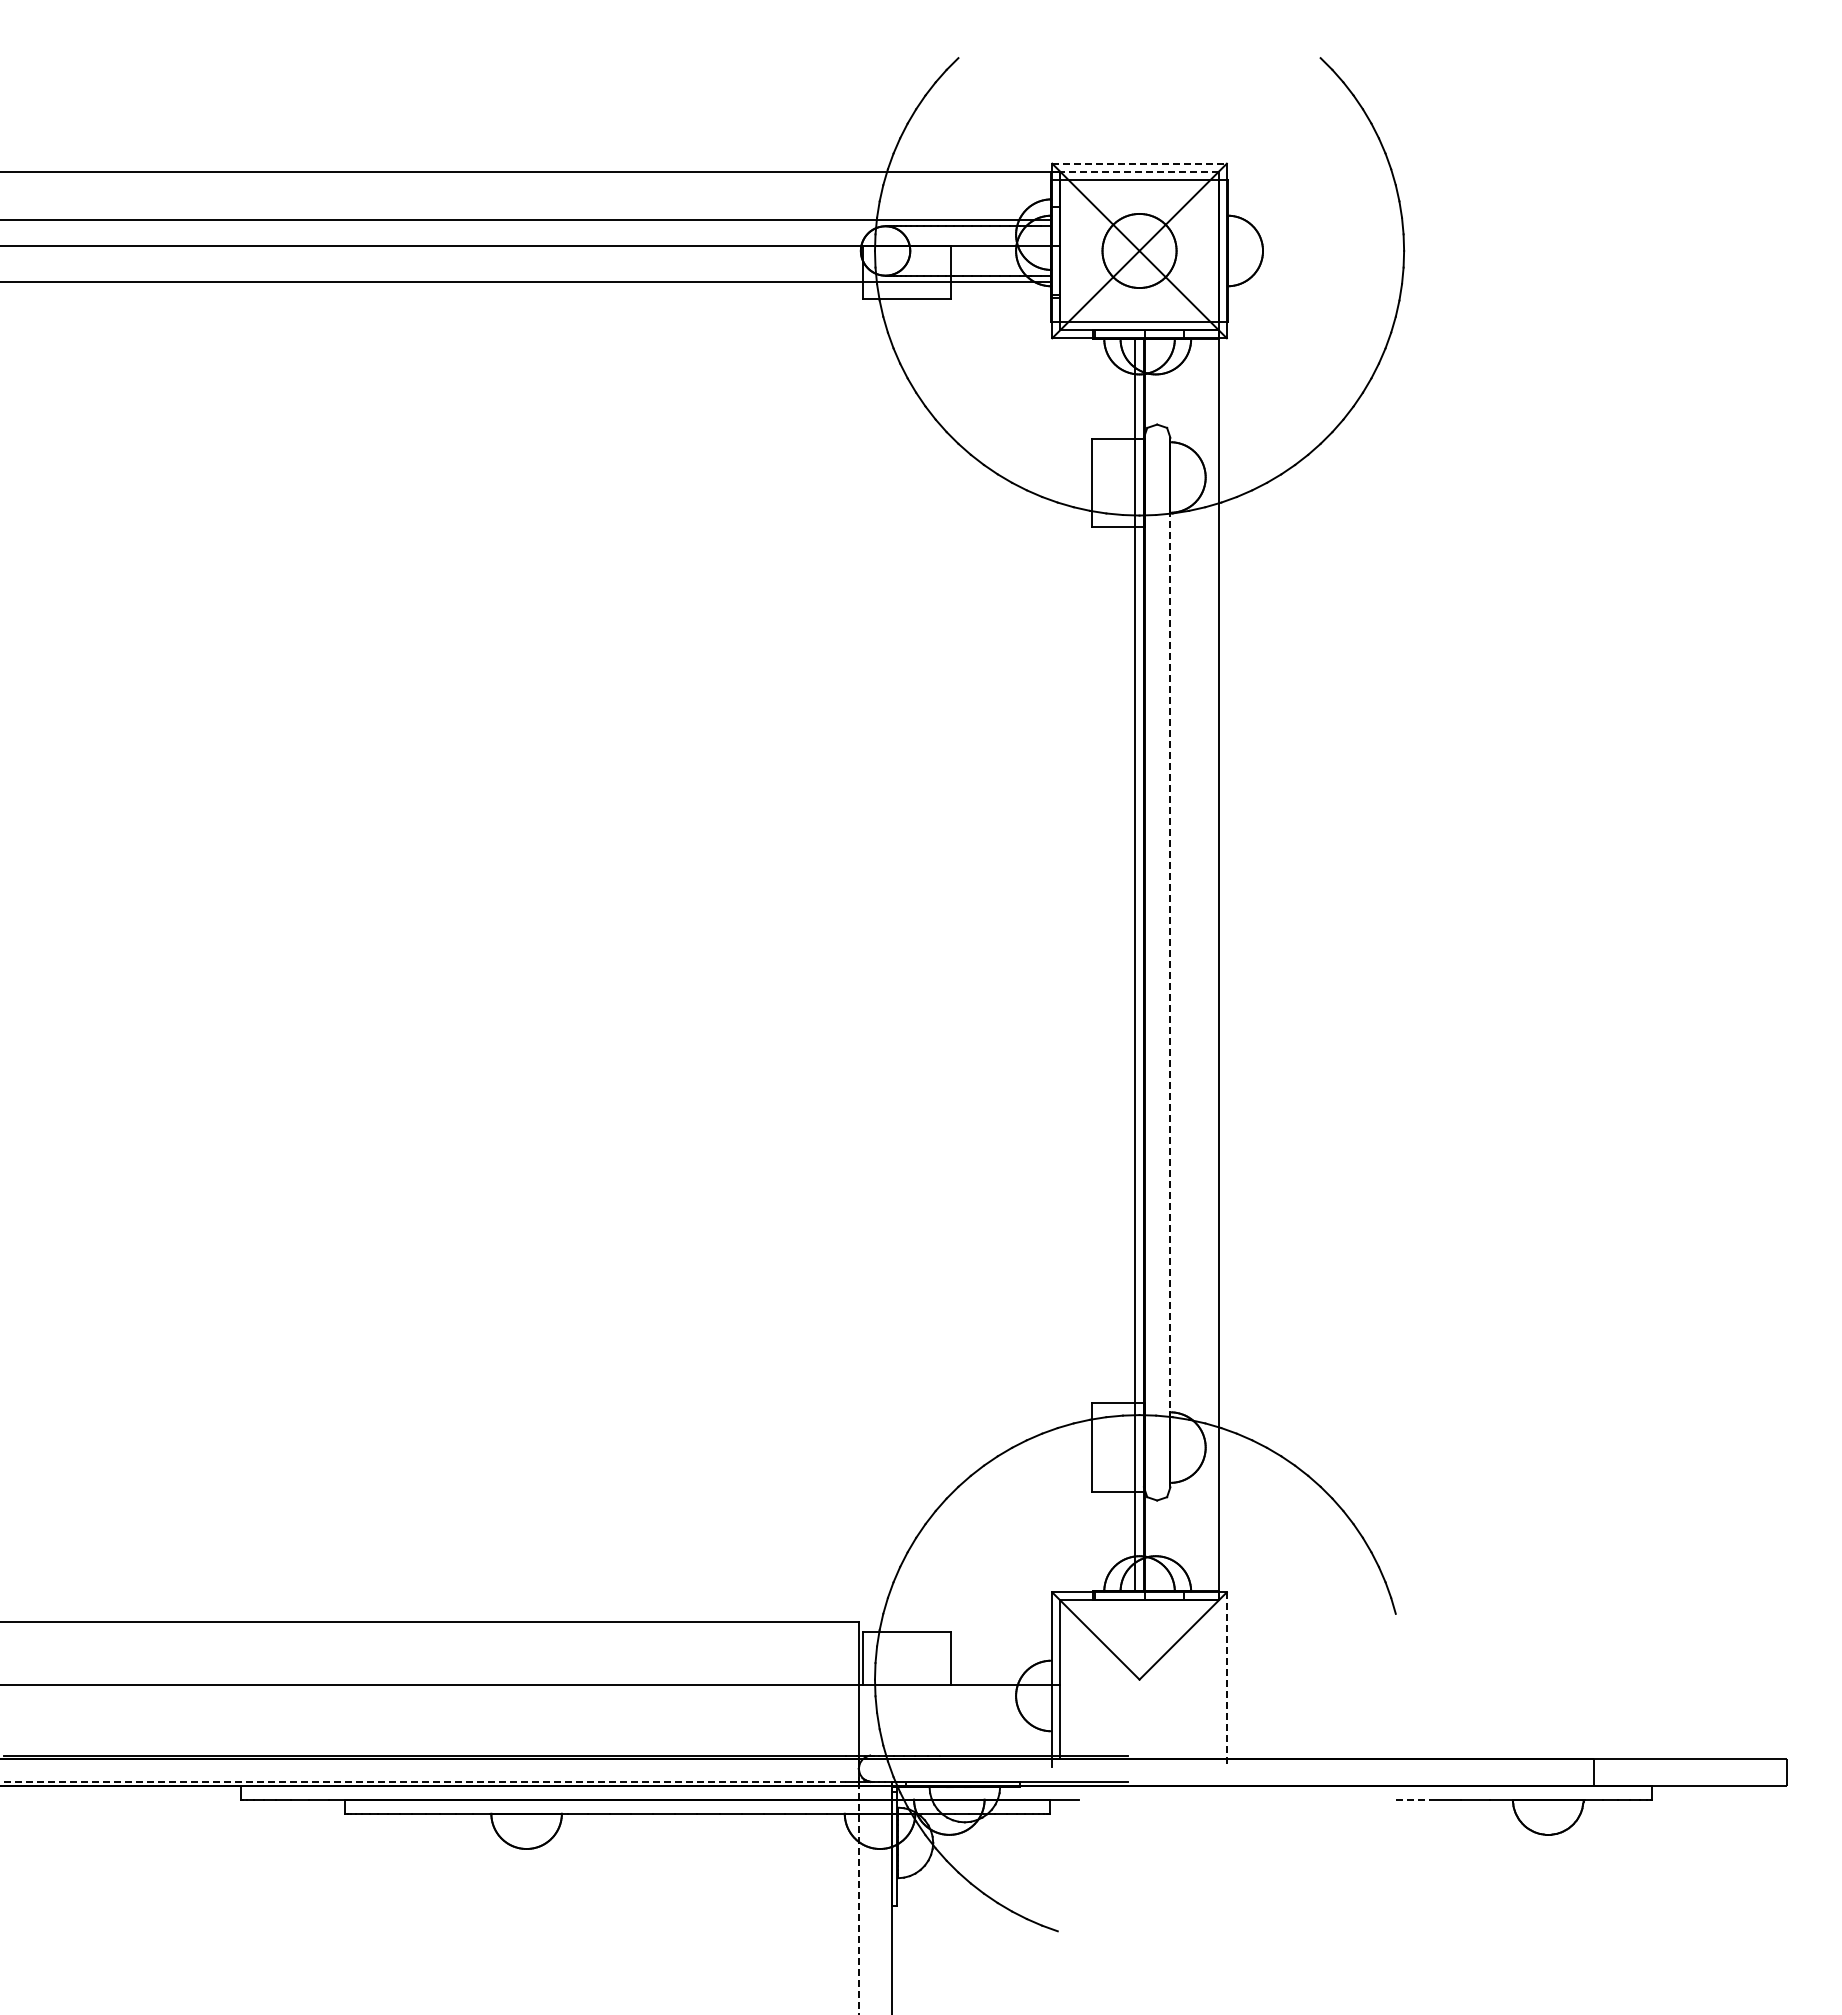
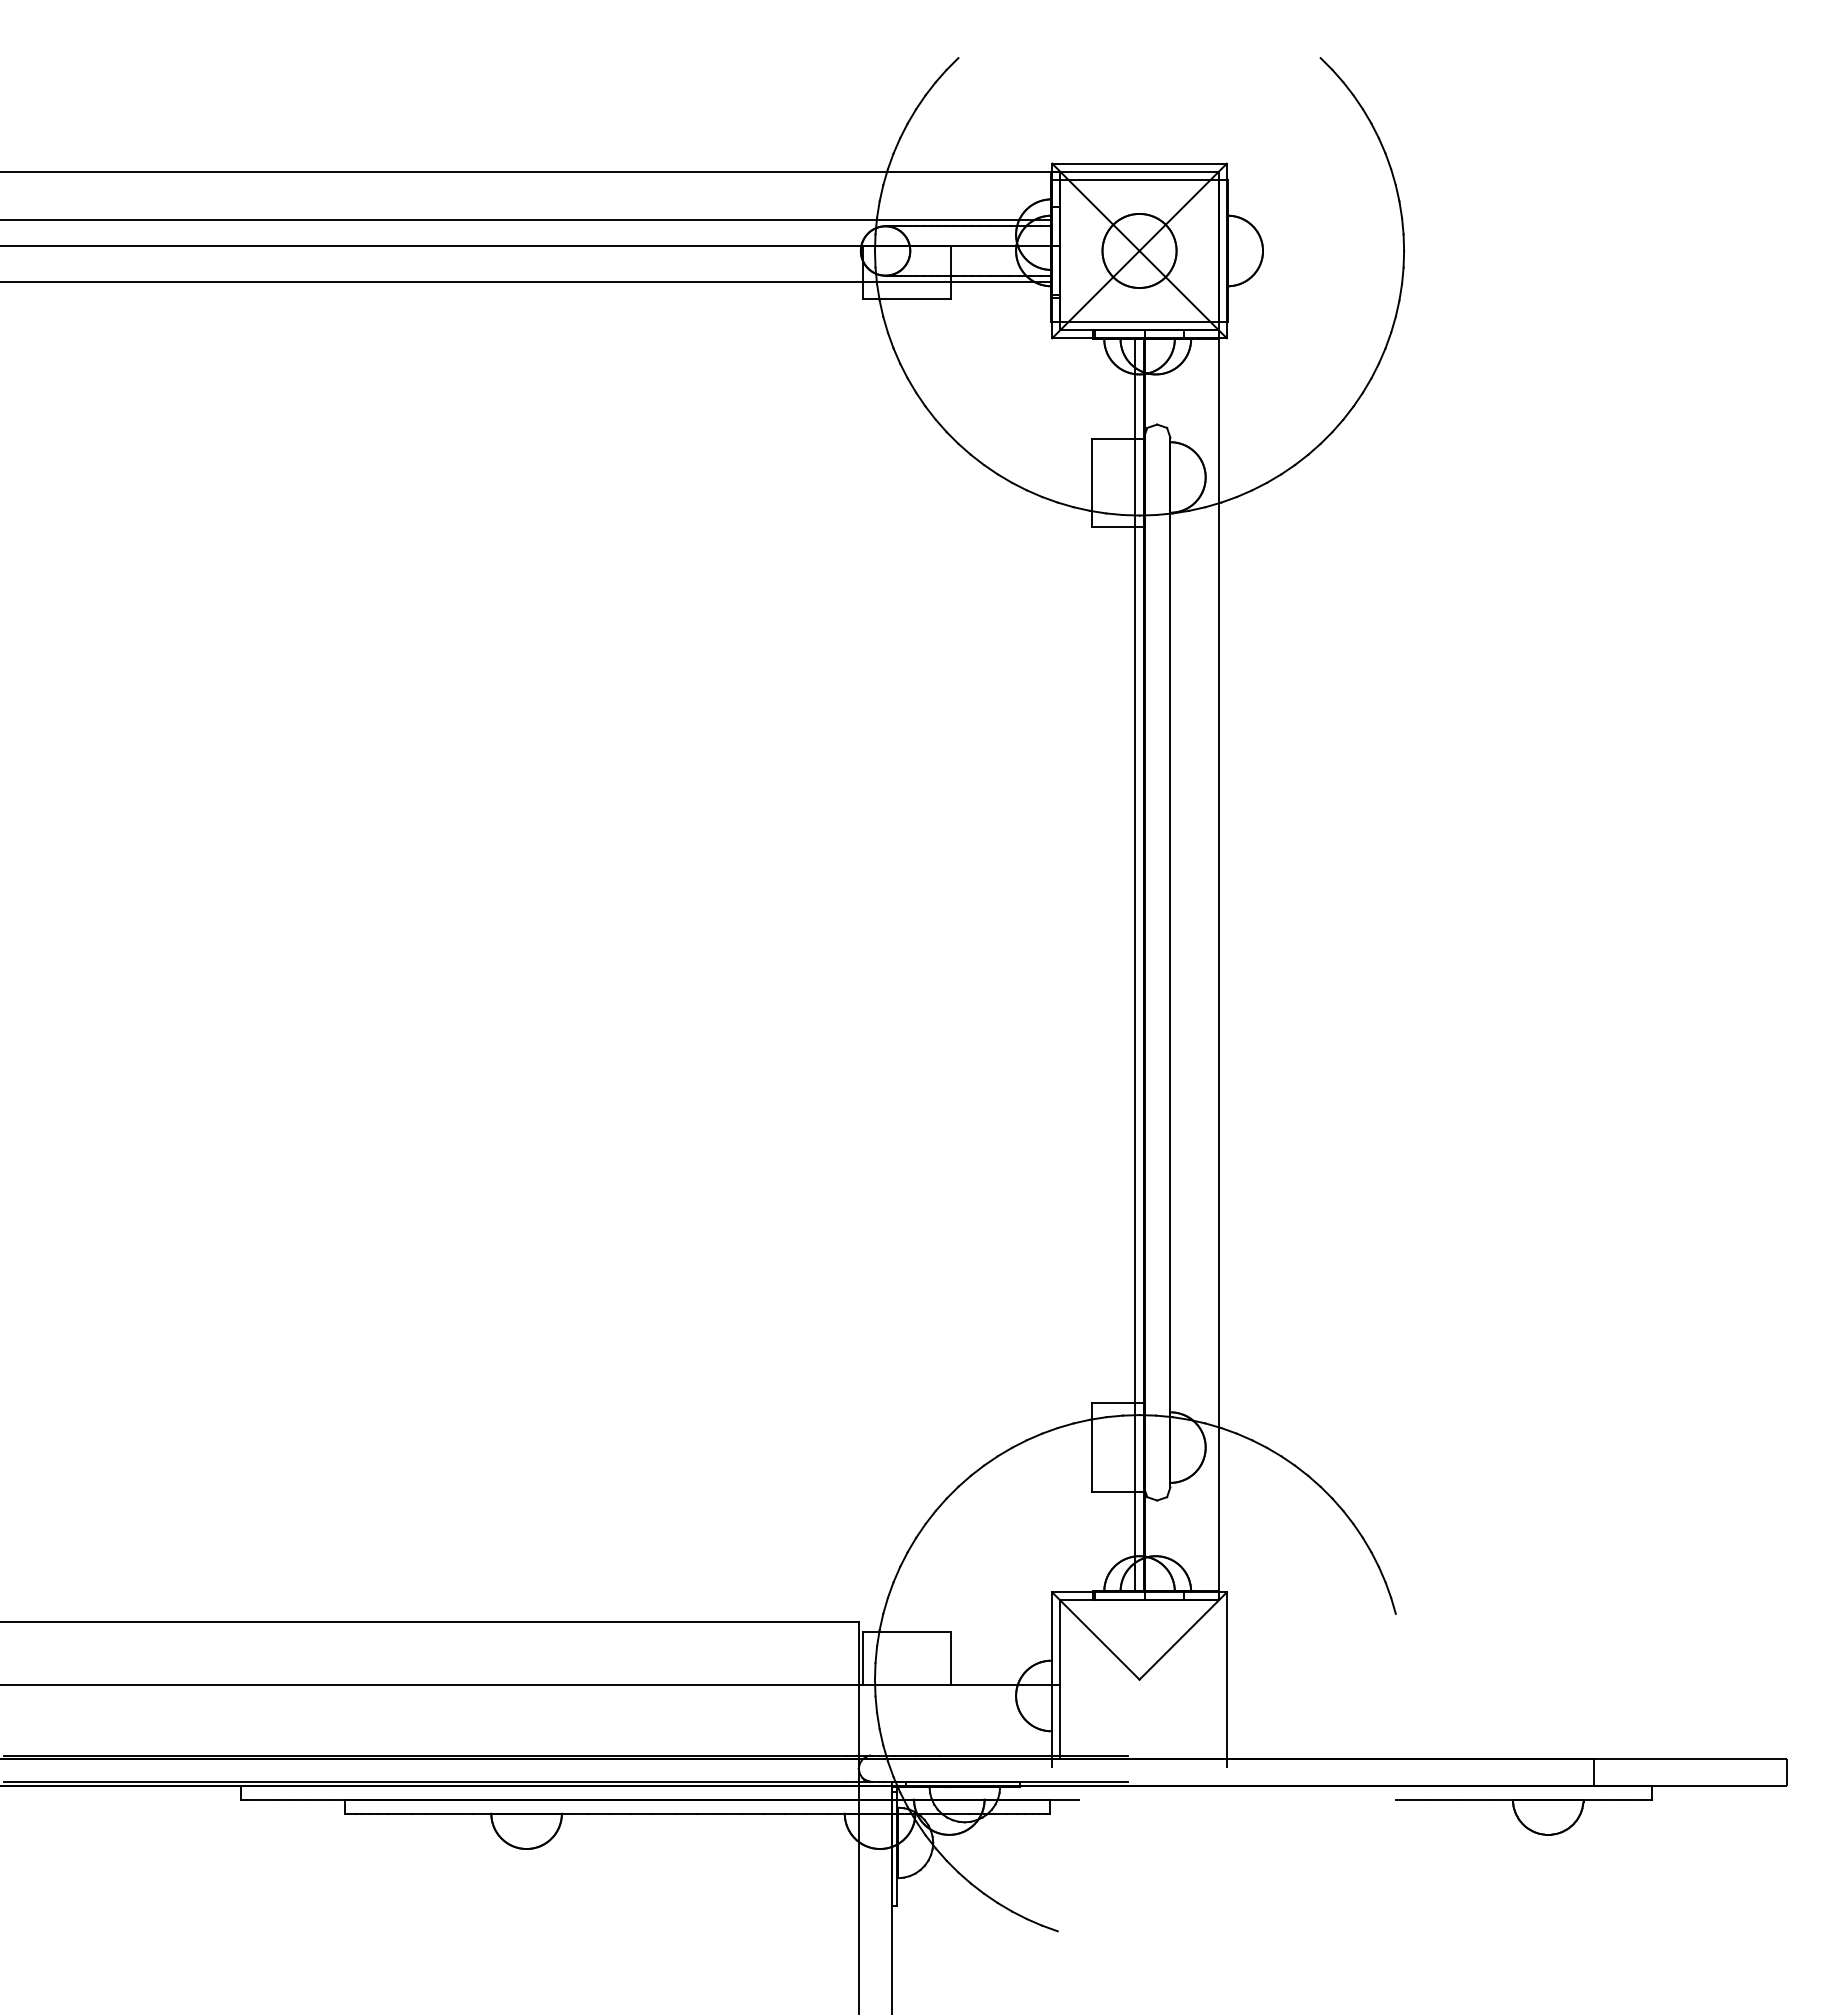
line: dashed -> solid (1140, 163)
line: dashed -> solid (1139, 171)
line: dashed -> solid (1170, 962)
line: dashed -> solid (1226, 1680)
line: dashed -> solid (424, 1781)
line: dashed -> solid (1413, 1799)
line: dashed -> solid (858, 1898)
